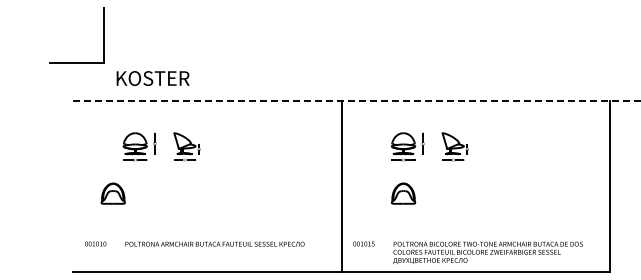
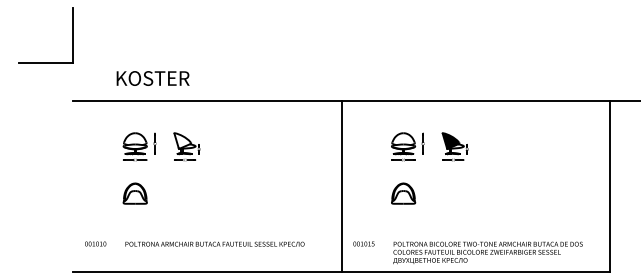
part position: (103, 35) -> (72, 35) (72, 35)
line: dashed -> solid (357, 100)
fill: none -> present (450, 140)
part position: (112, 193) -> (134, 193) (134, 193)
